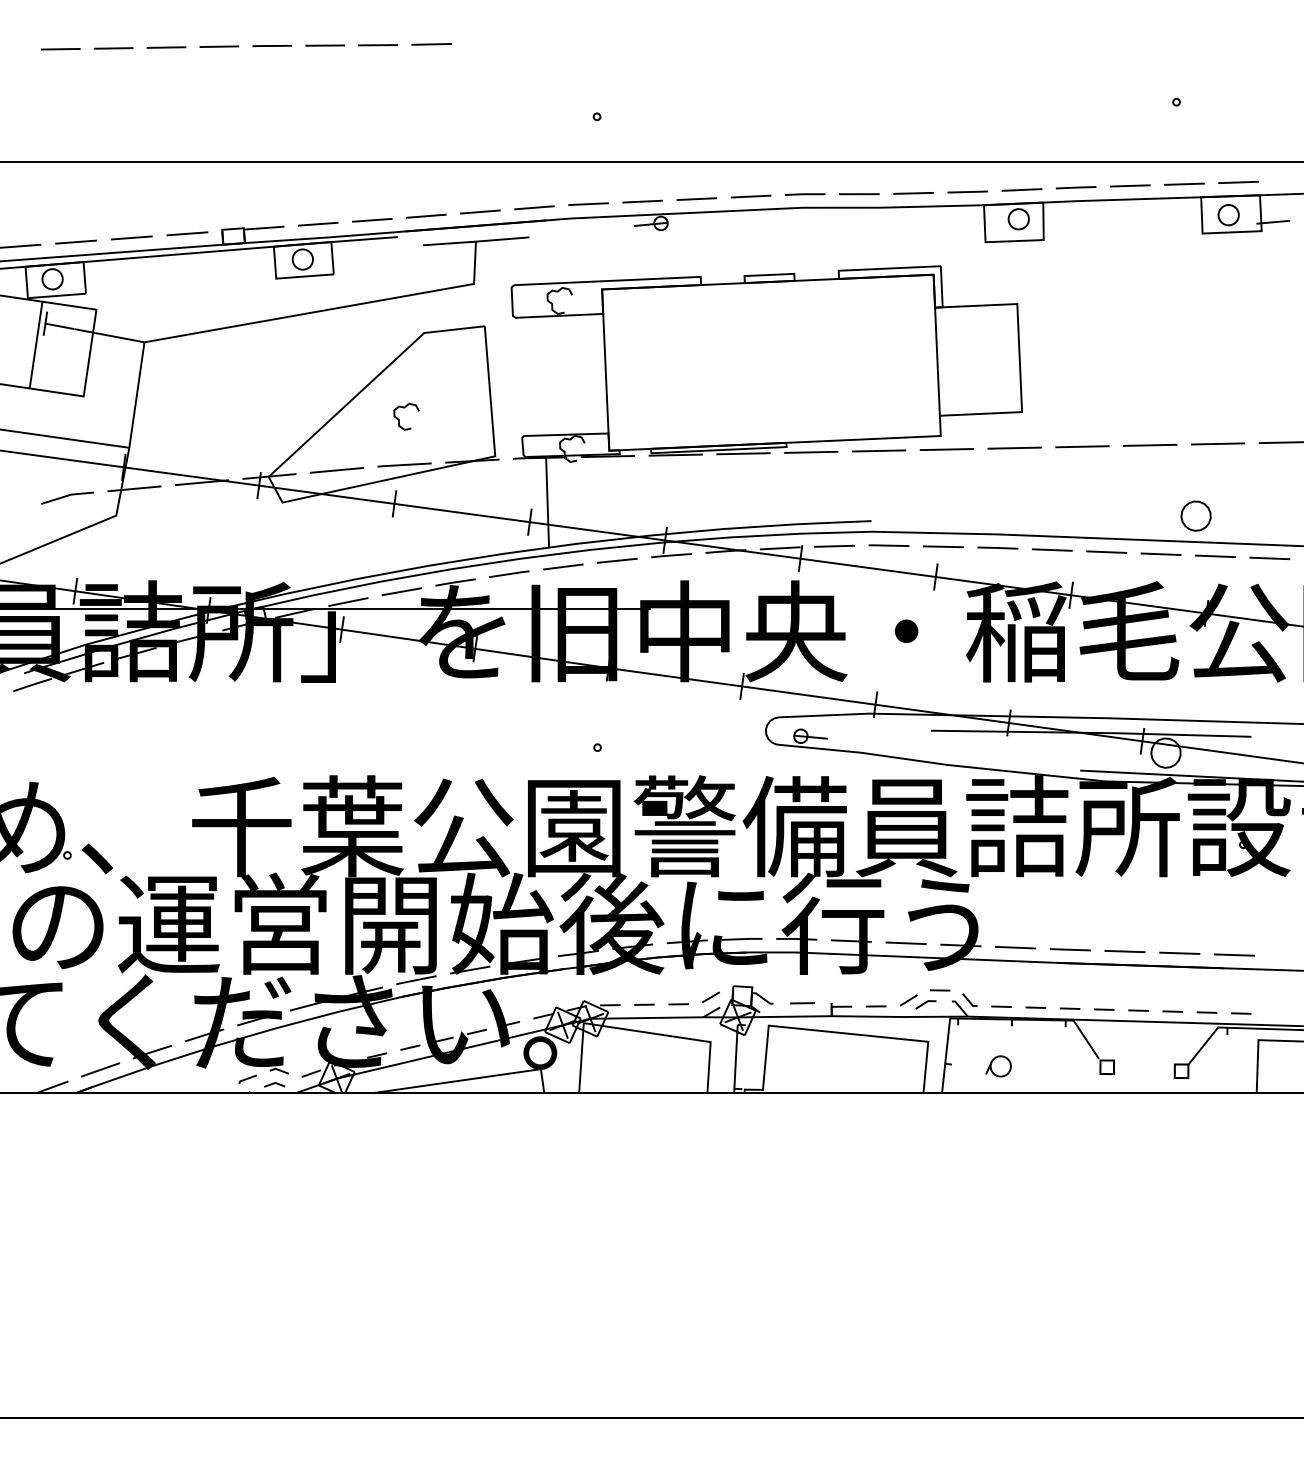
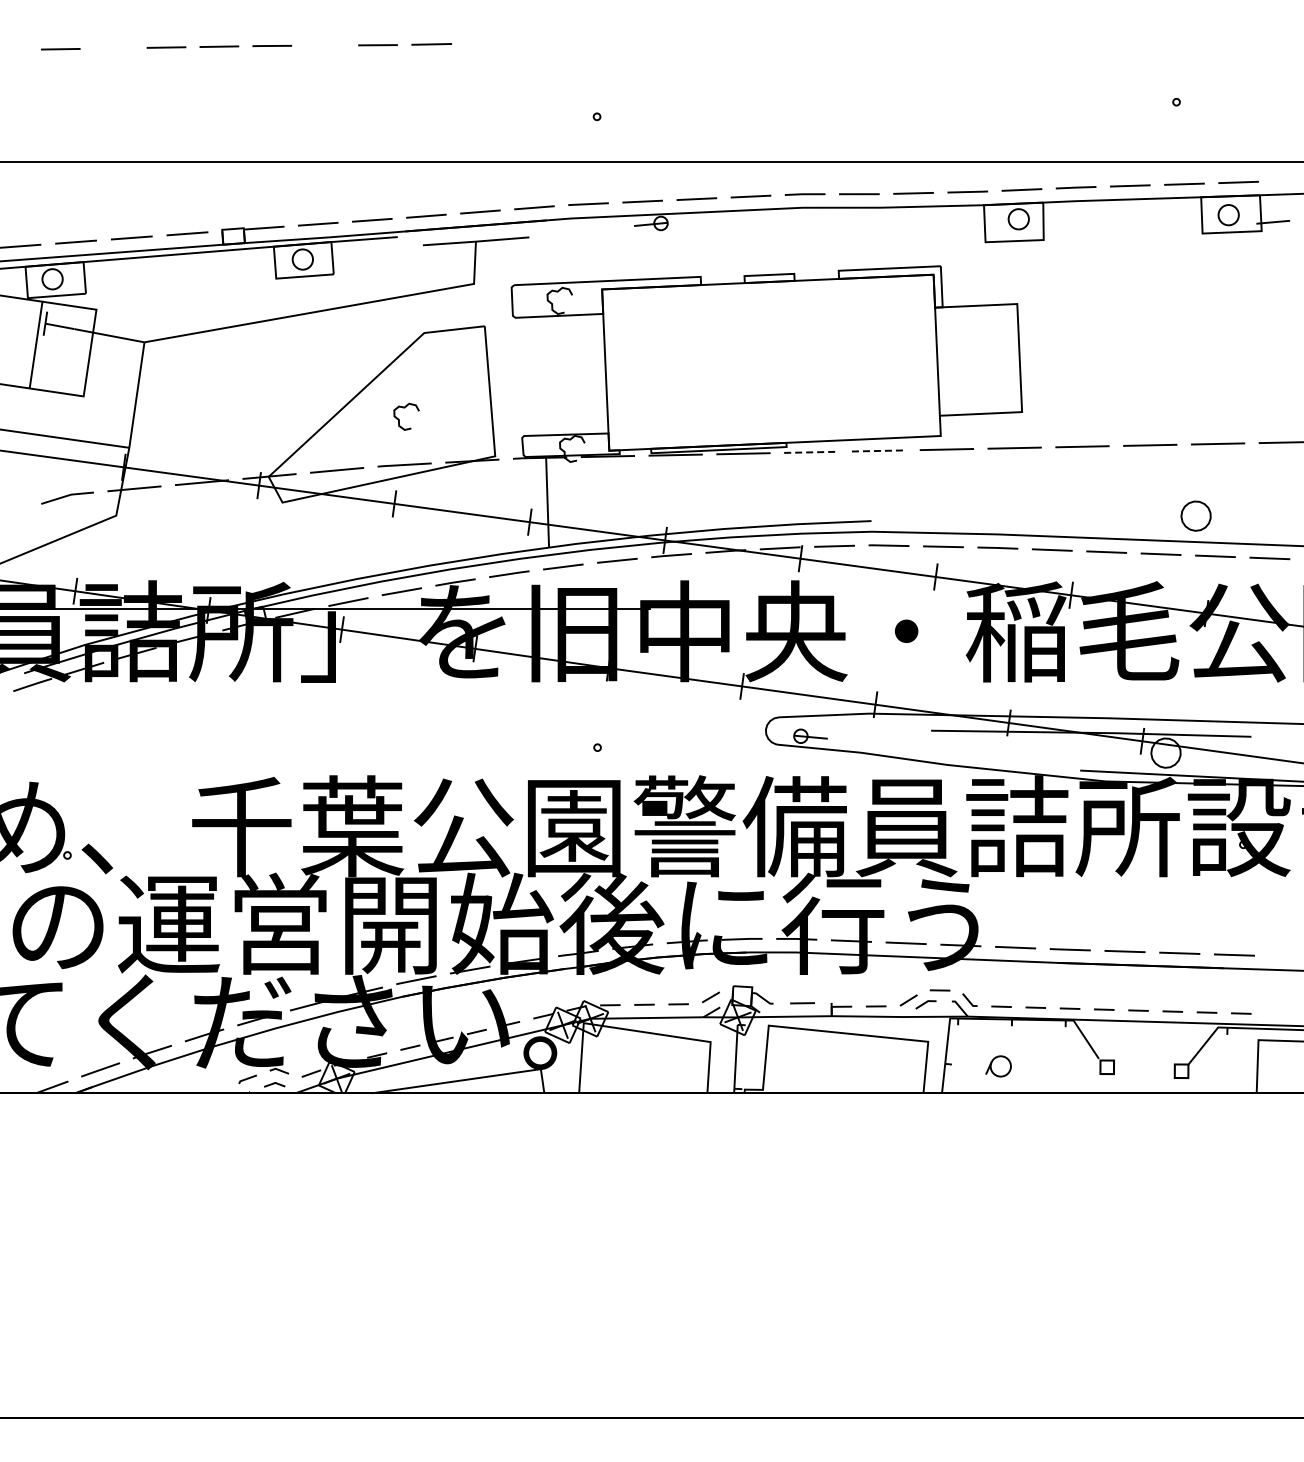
line: present -> none (324, 45)
line: present -> none (113, 48)
line: solid -> dashed (879, 450)
line: solid -> dashed (811, 452)
